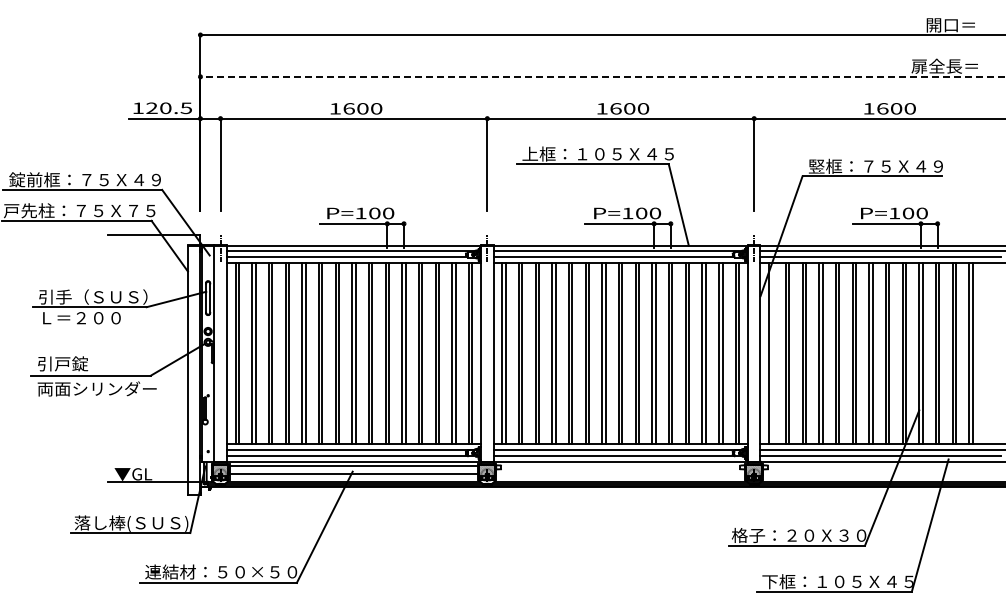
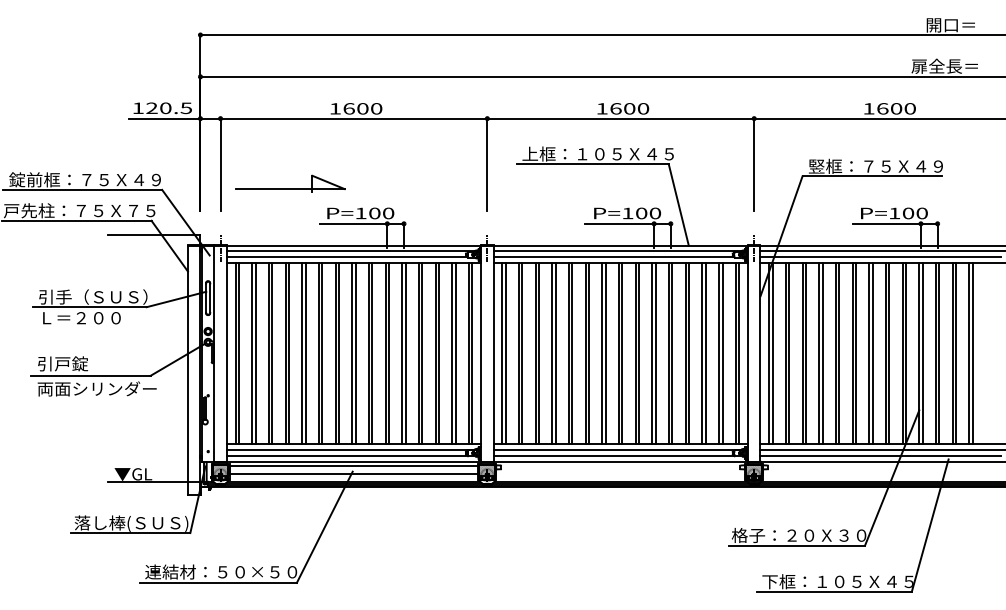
line: dashed -> solid (602, 76)
part: none -> present (290, 183)
line: none -> present (772, 353)
